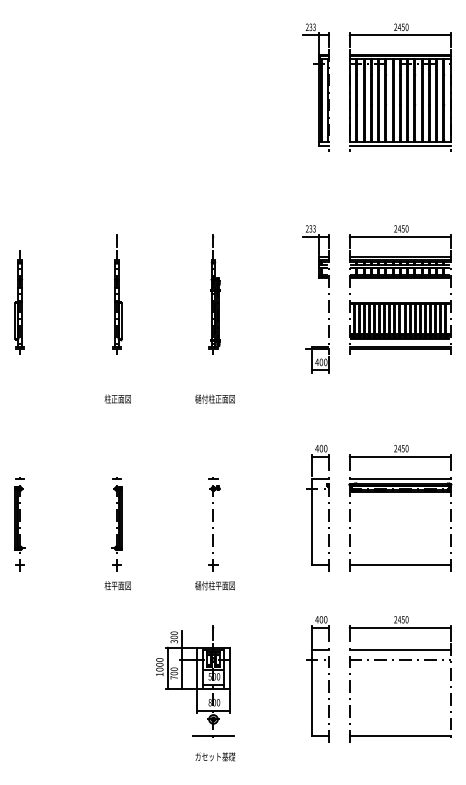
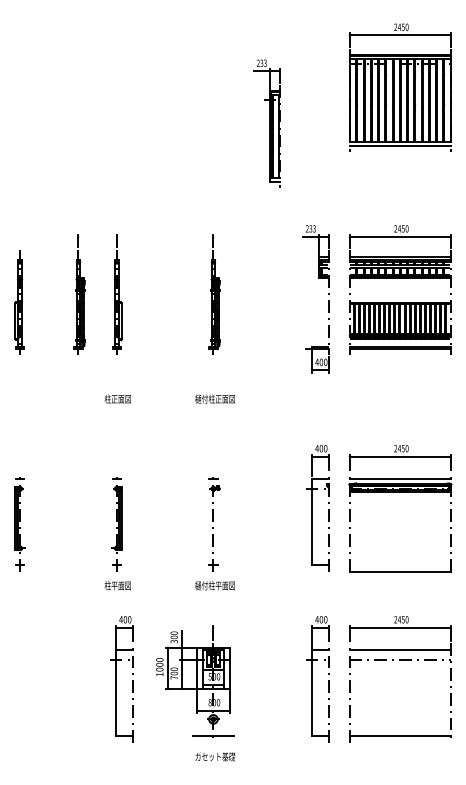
part position: (315, 87) -> (266, 123) (266, 123)
part: none -> present (79, 294)
line position: (400, 565) -> (400, 572) (400, 572)
part: none -> present (121, 679)
